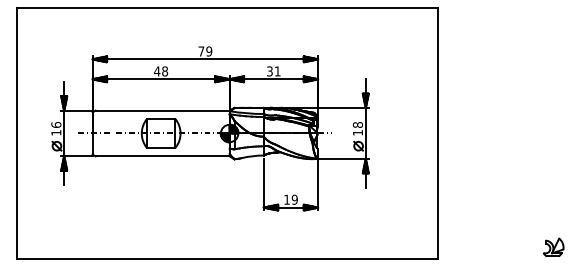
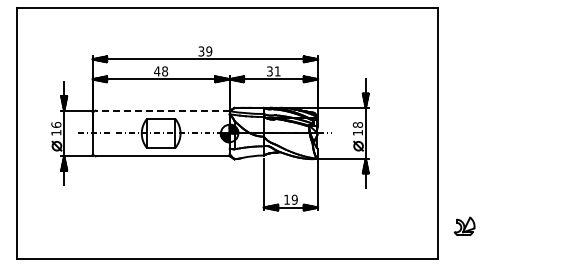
text: 79 -> 39 (201, 51)
line: solid -> dashed (162, 110)
part position: (553, 246) -> (464, 225) (464, 225)
